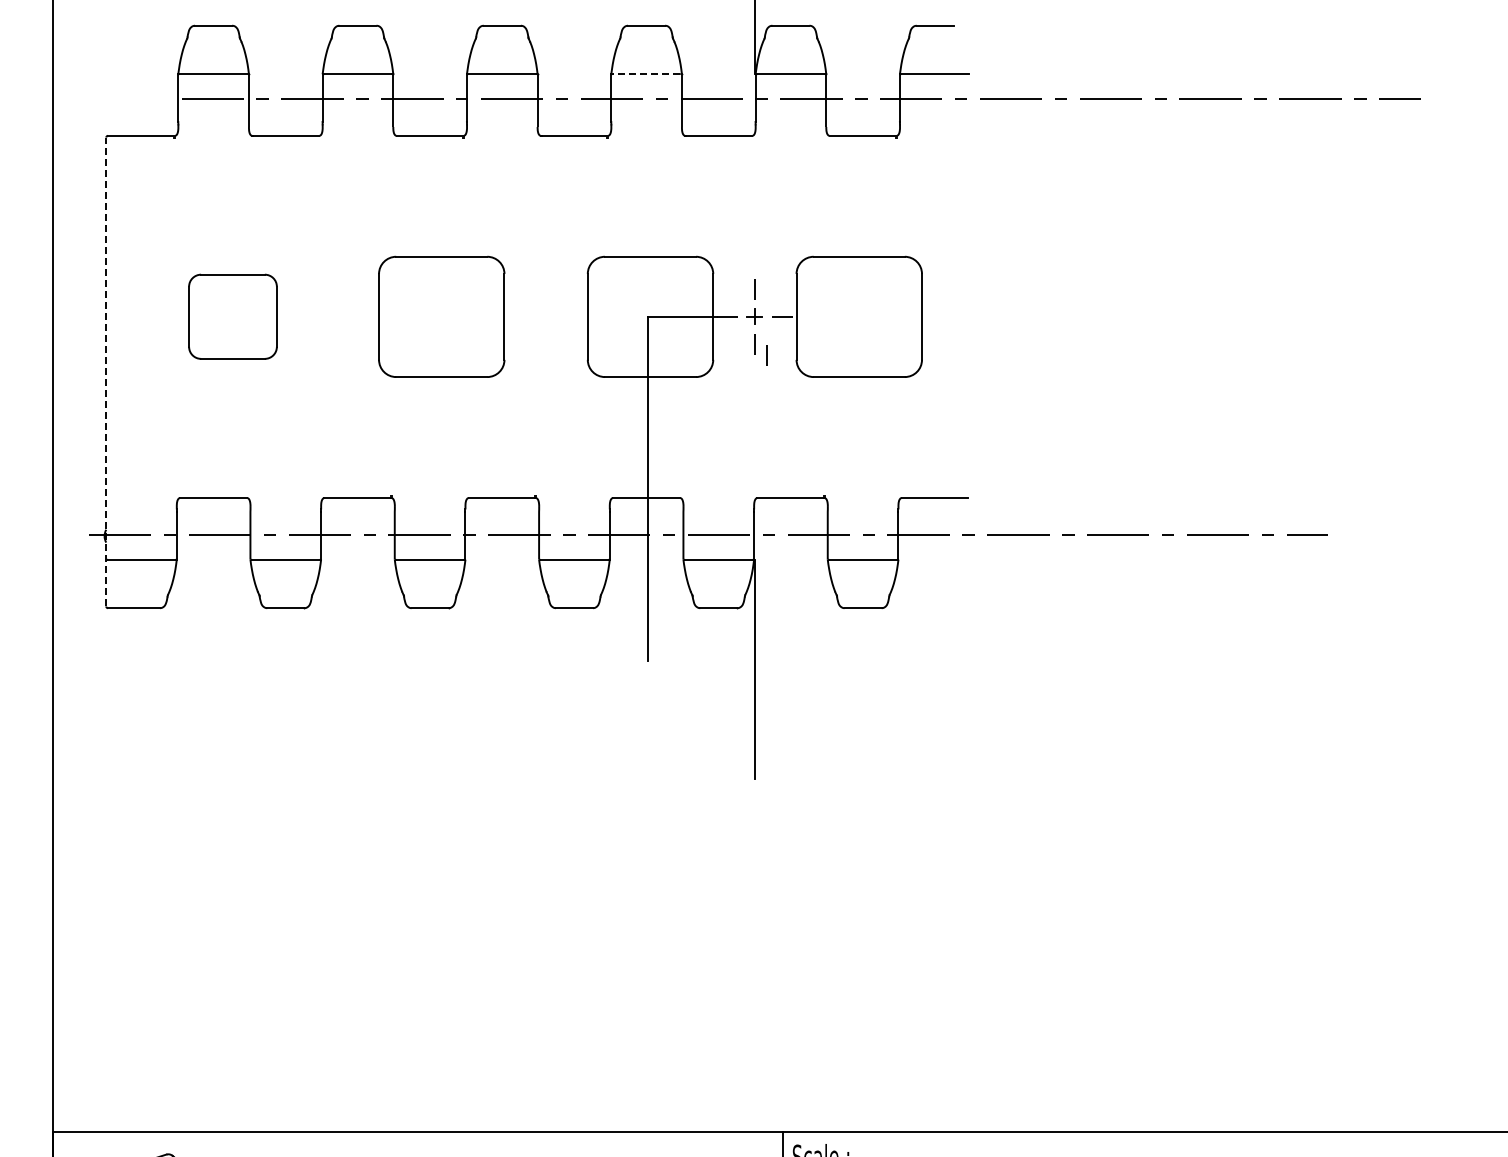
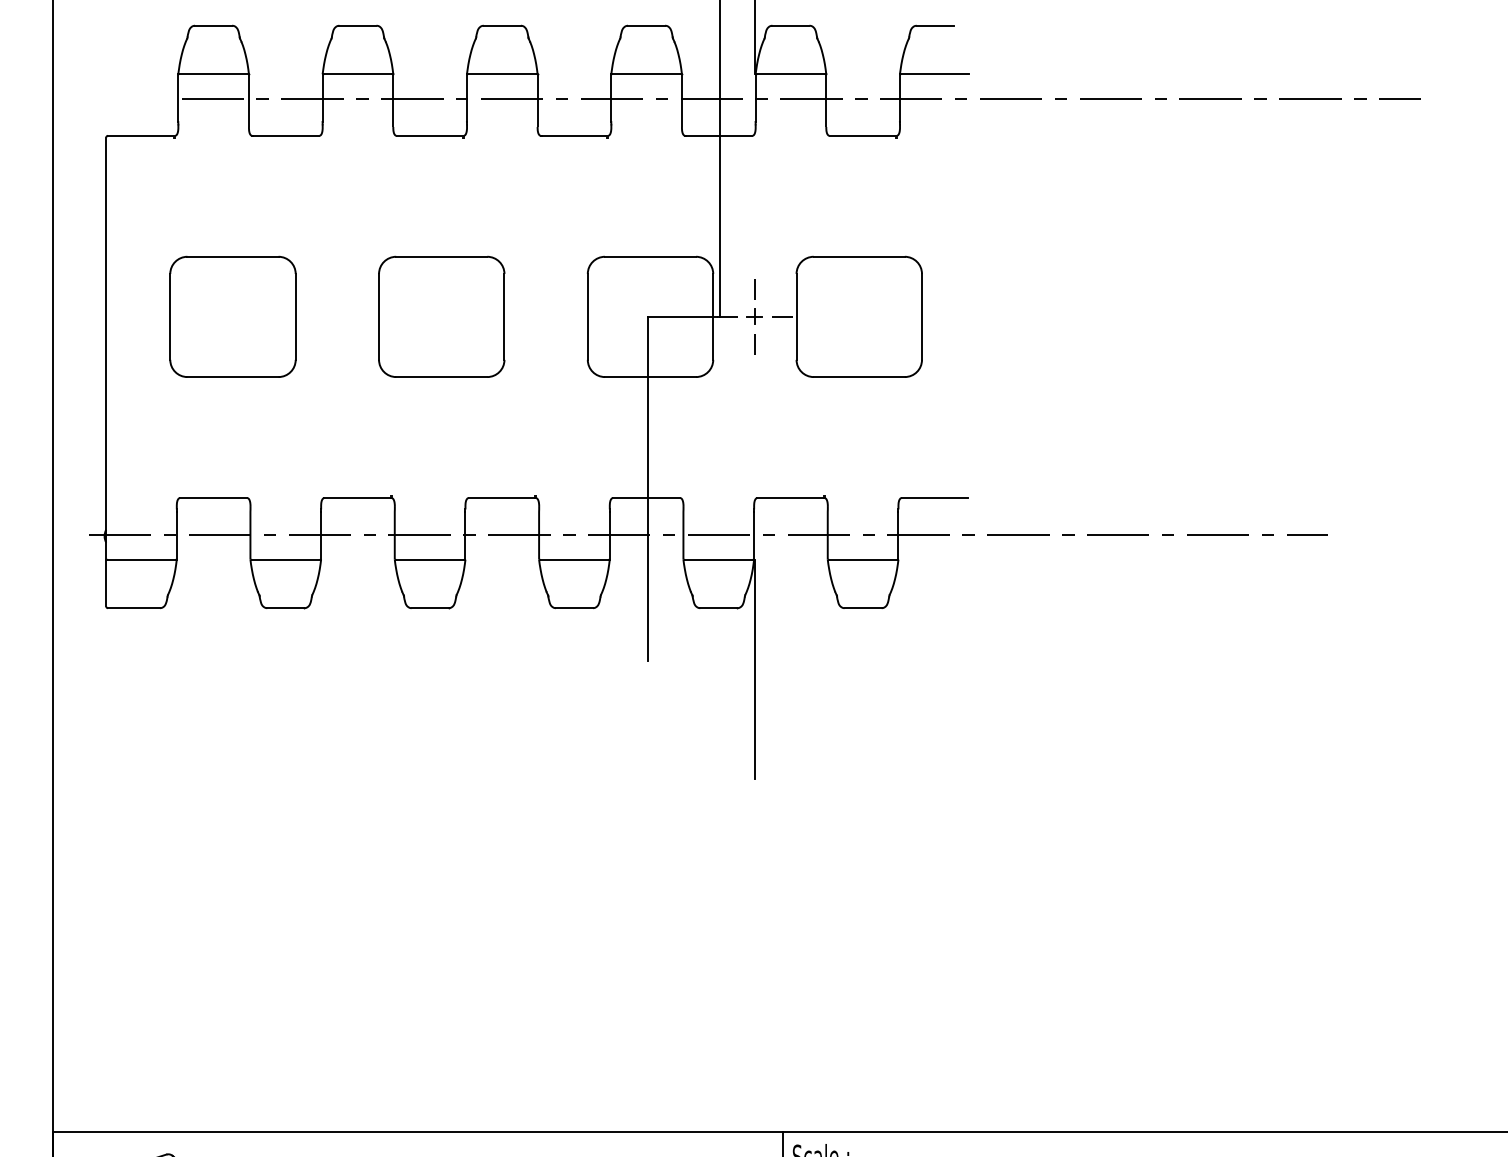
line: dashed -> solid (646, 74)
line: none -> present (719, 159)
part size: 90x87 px -> 128x123 px (232, 316)
line: present -> none (766, 355)
line: dashed -> solid (106, 371)
